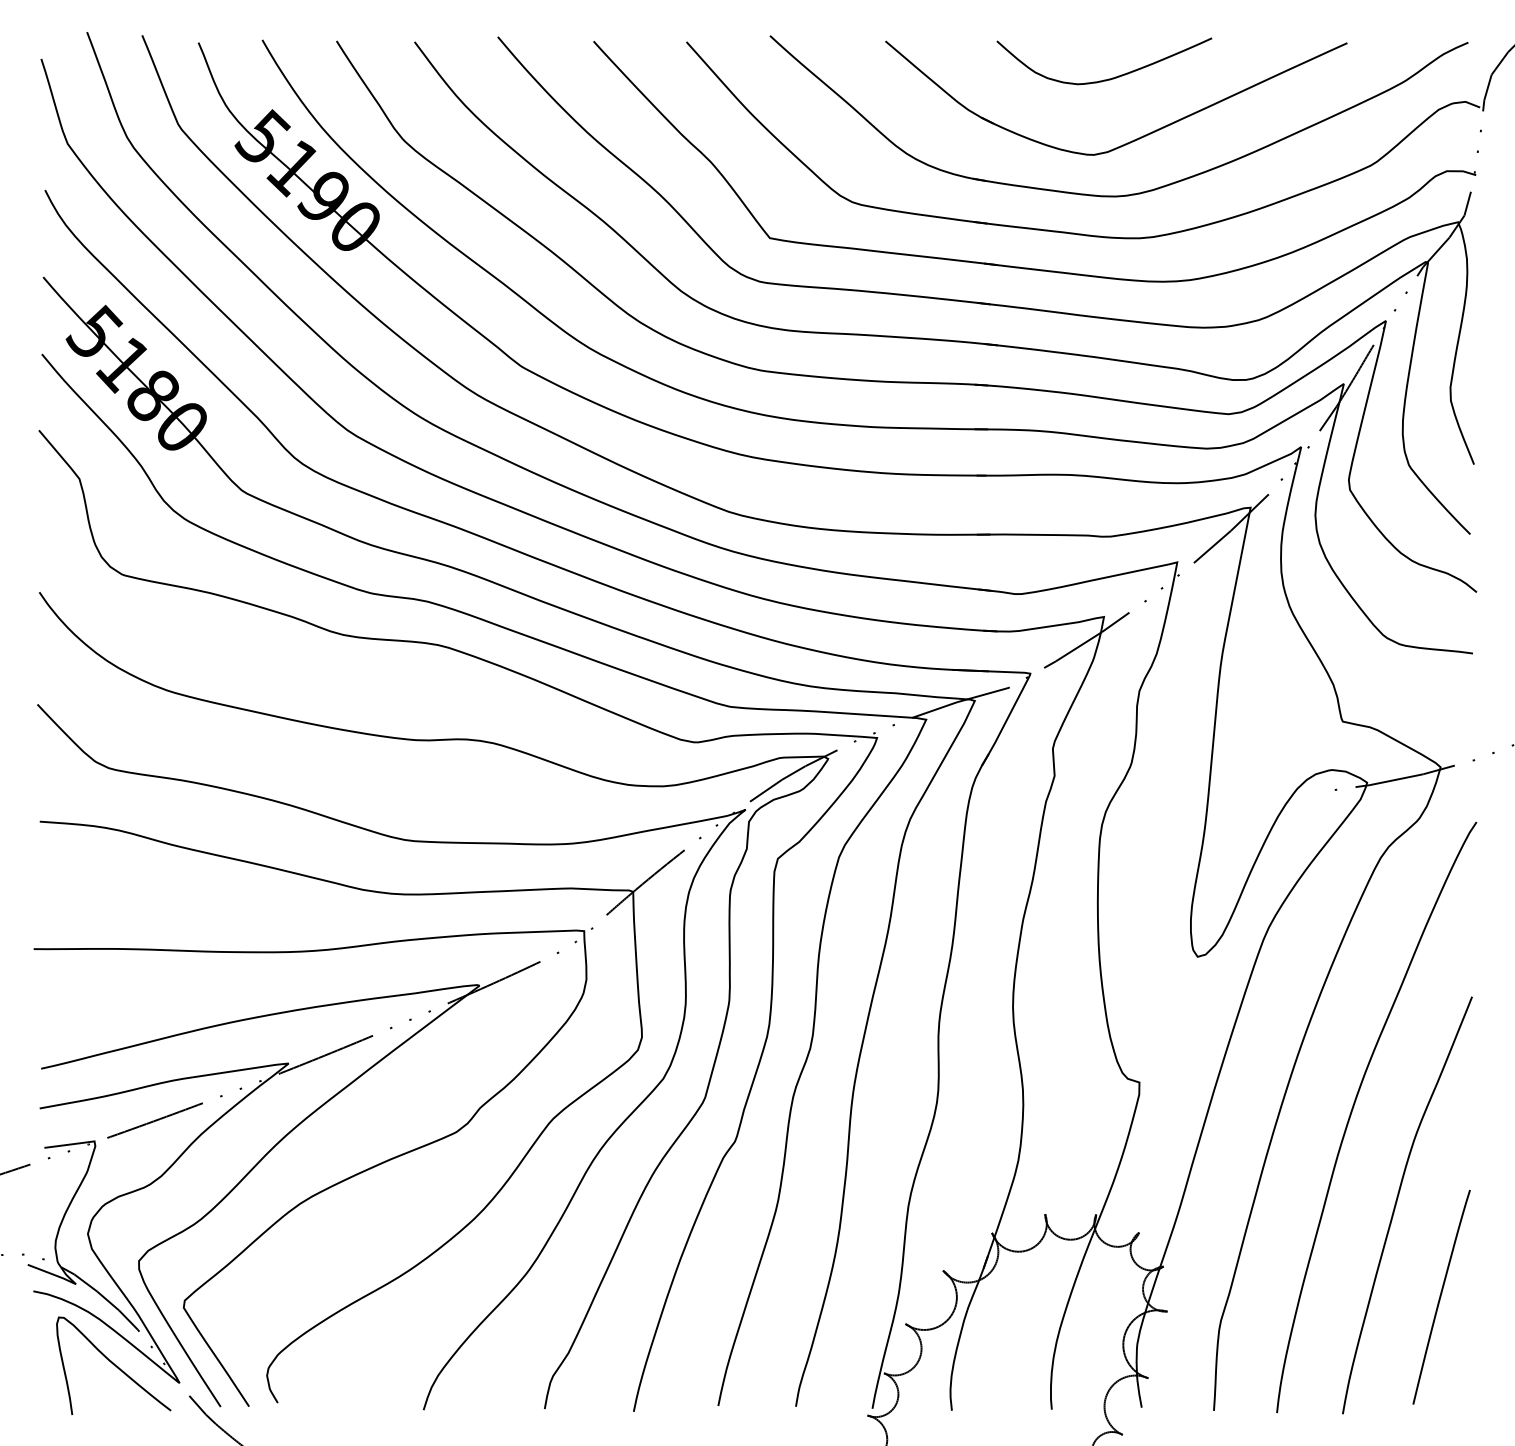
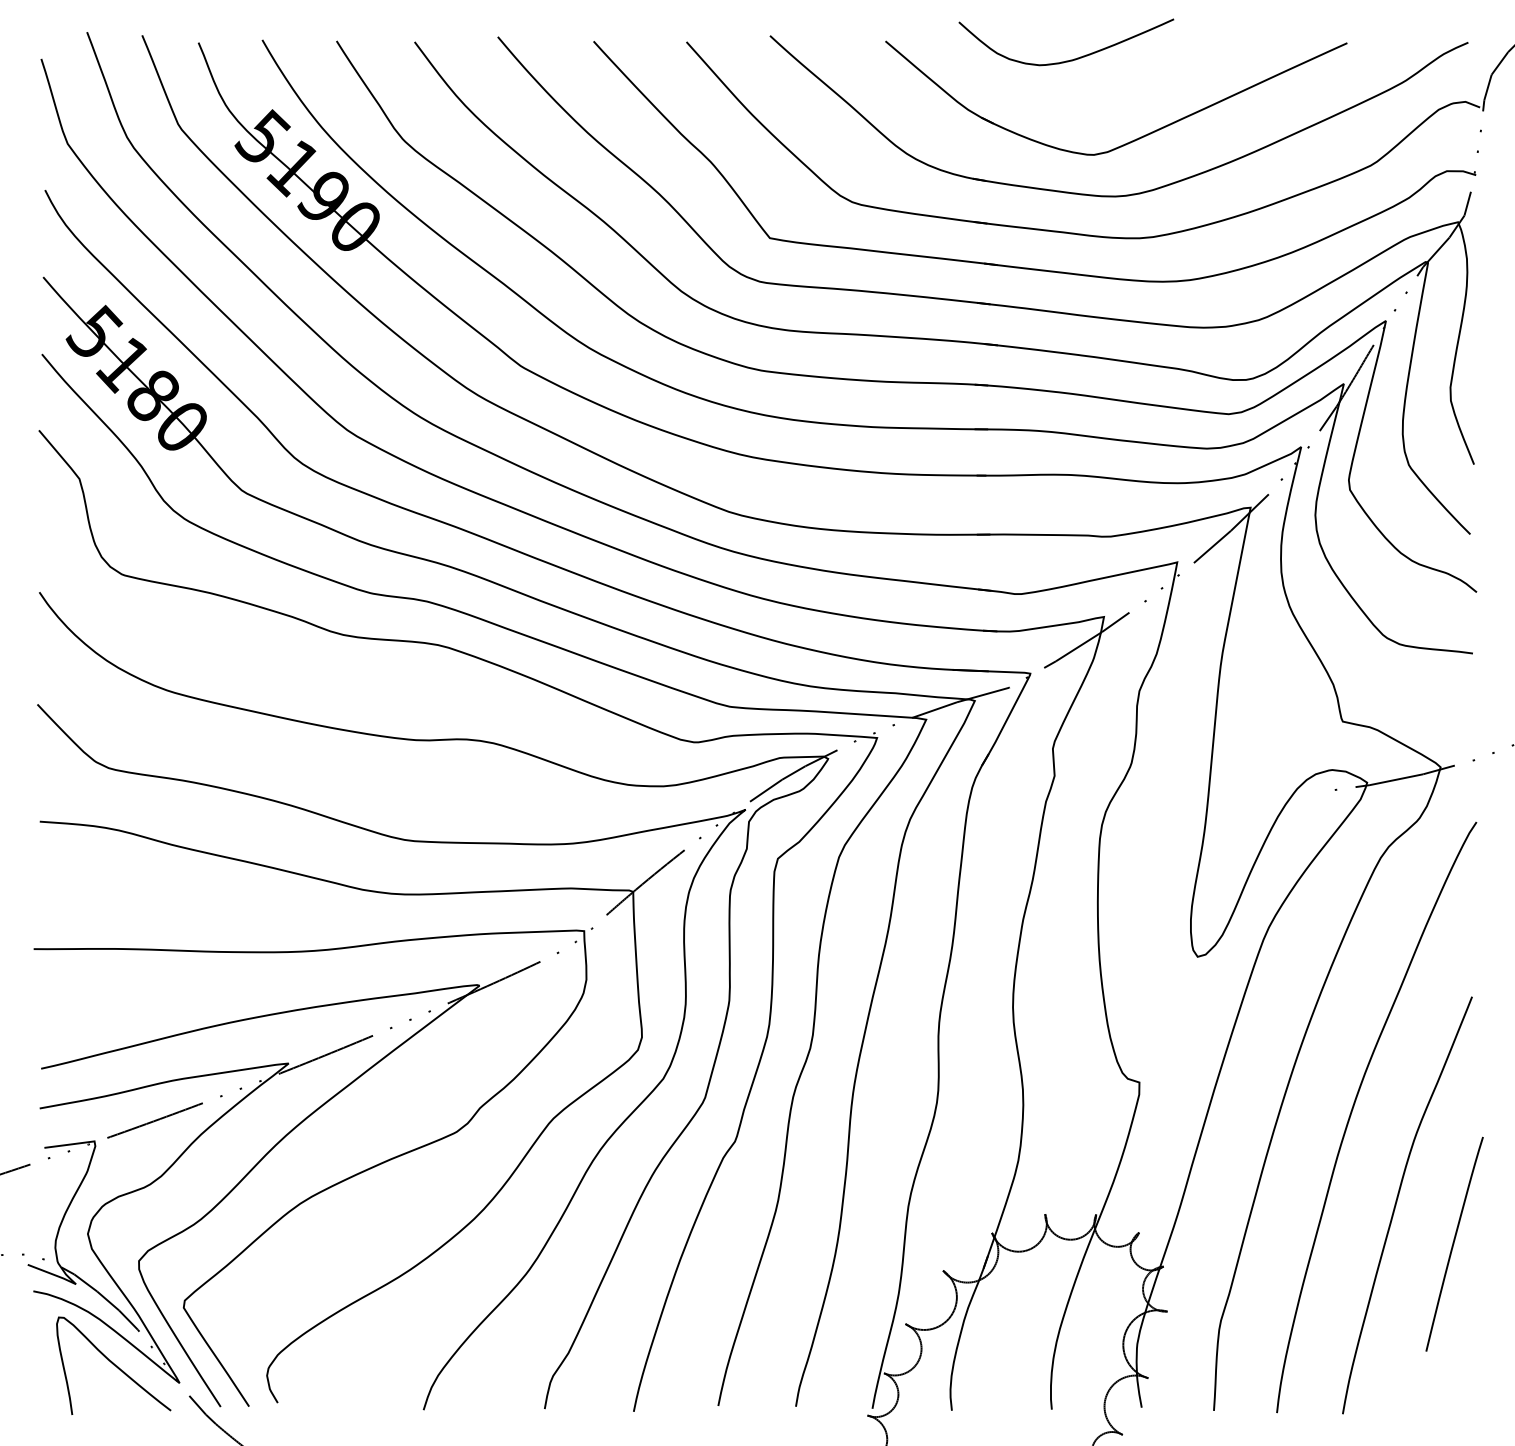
curve position: (1108, 78) -> (1070, 59) (1070, 59)
curve position: (1441, 1296) -> (1454, 1243) (1454, 1243)
